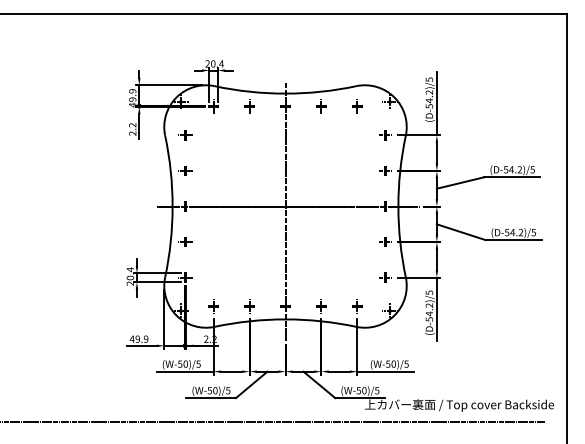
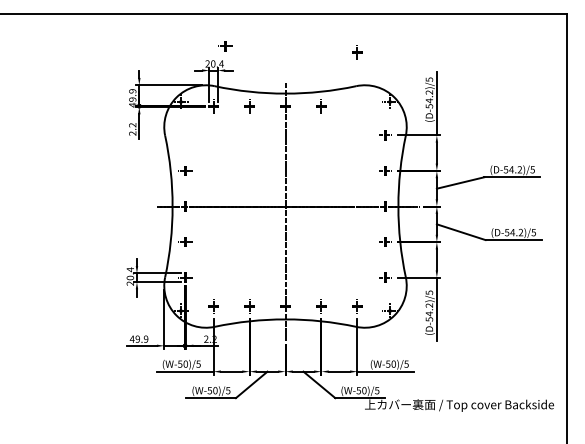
part position: (357, 106) -> (357, 52) (357, 52)
part position: (185, 135) -> (225, 46) (225, 46)
line: present -> none (273, 422)
